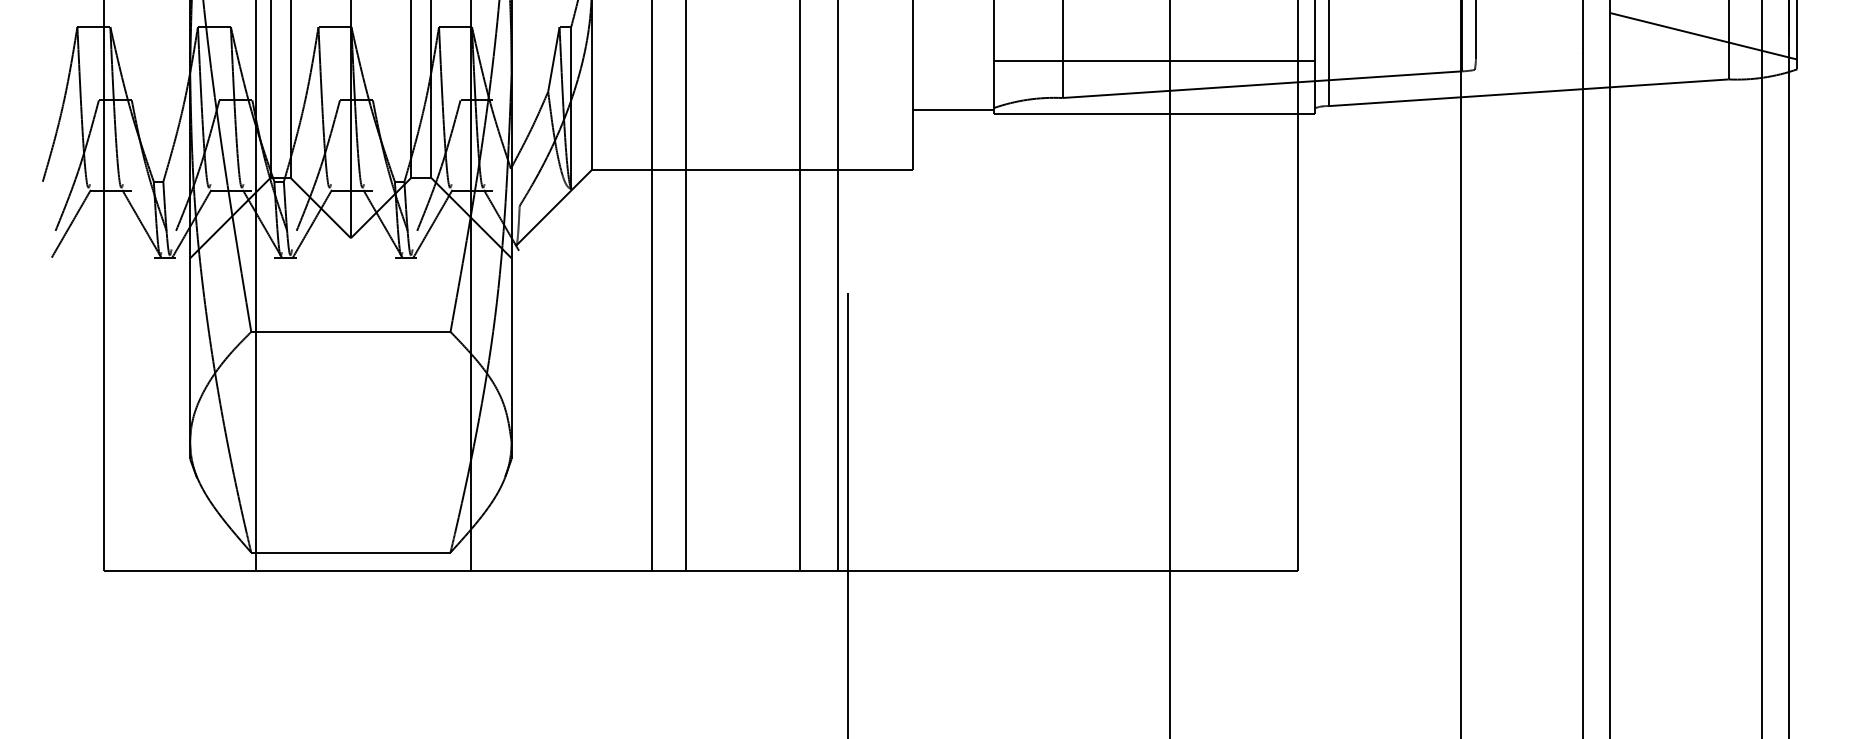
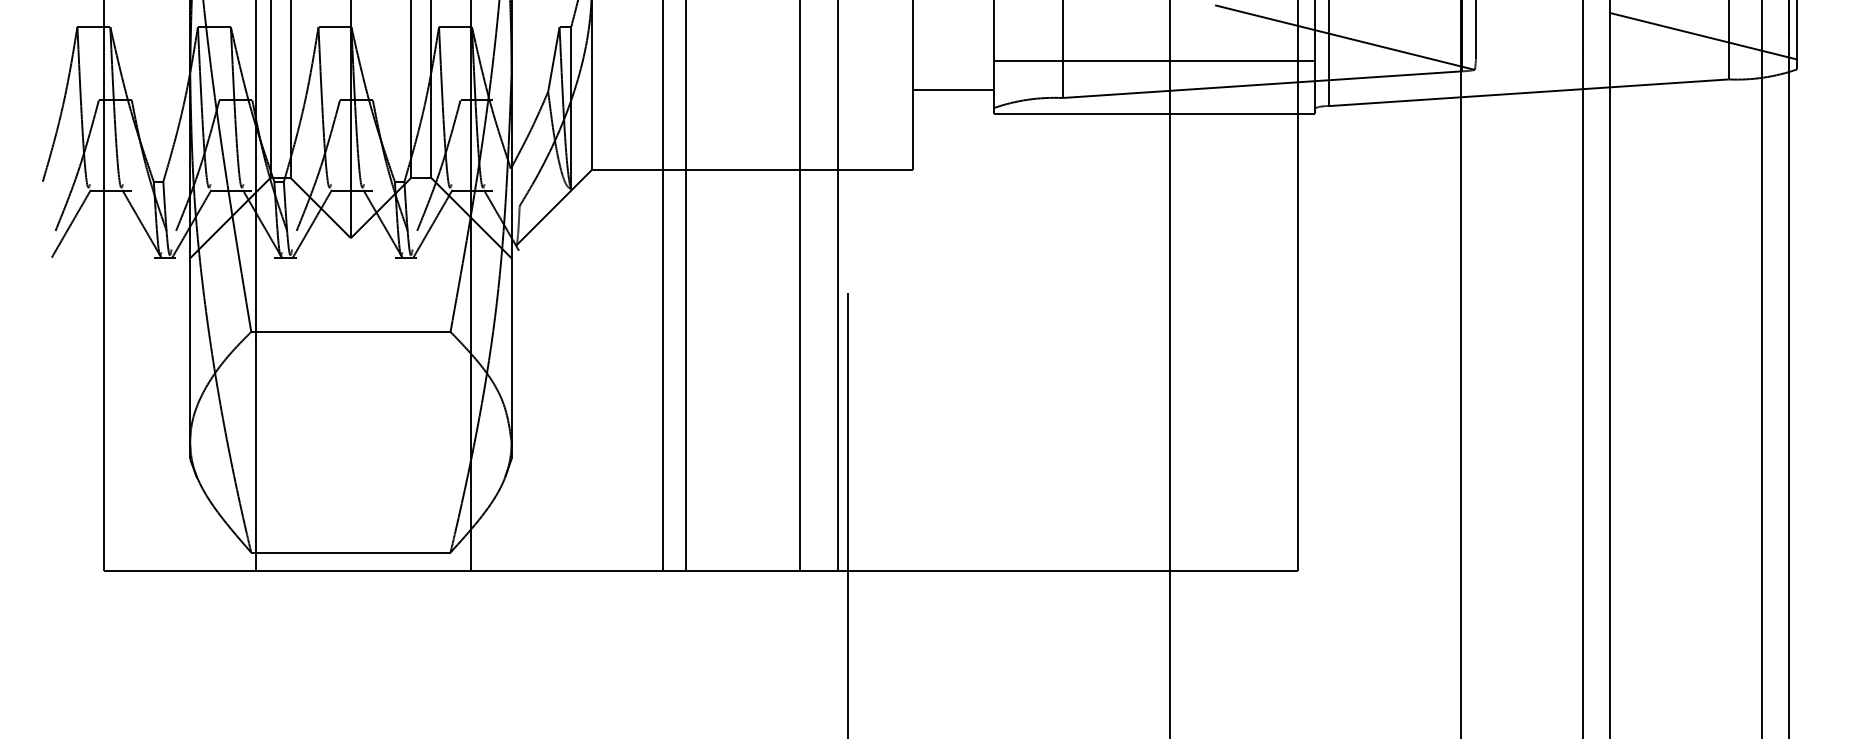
line: none -> present (1344, 37)
line position: (953, 109) -> (953, 89) (953, 89)
line position: (652, 286) -> (663, 286) (663, 286)
